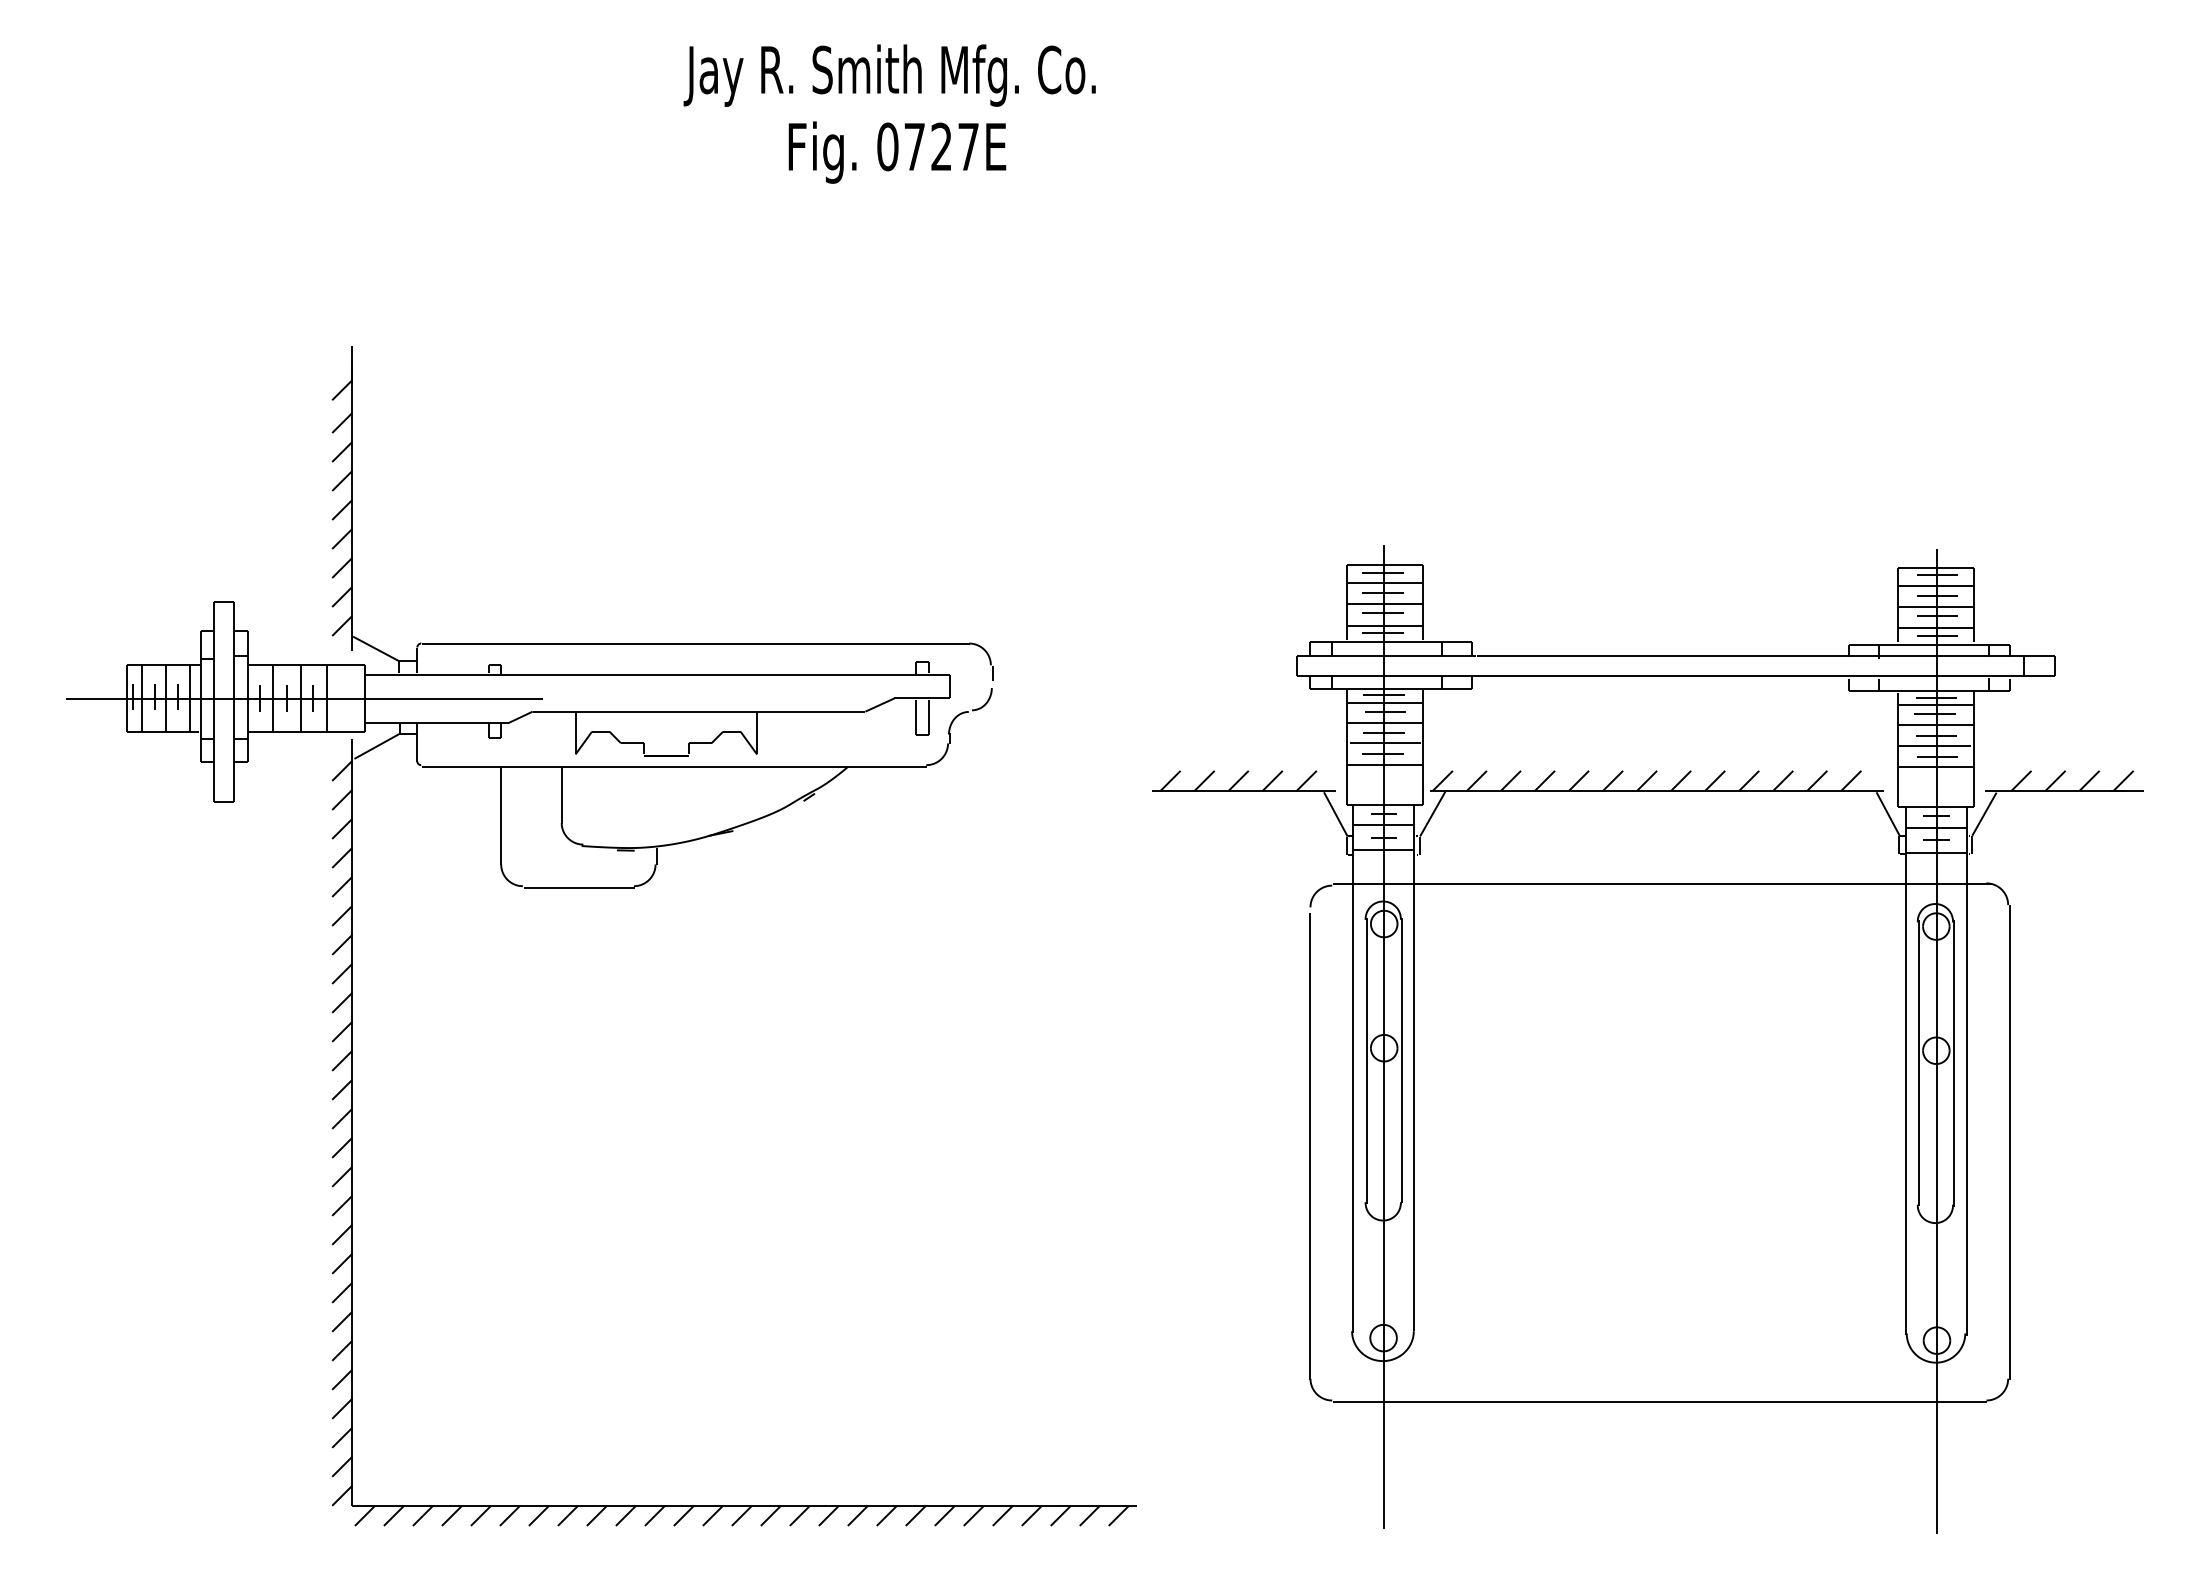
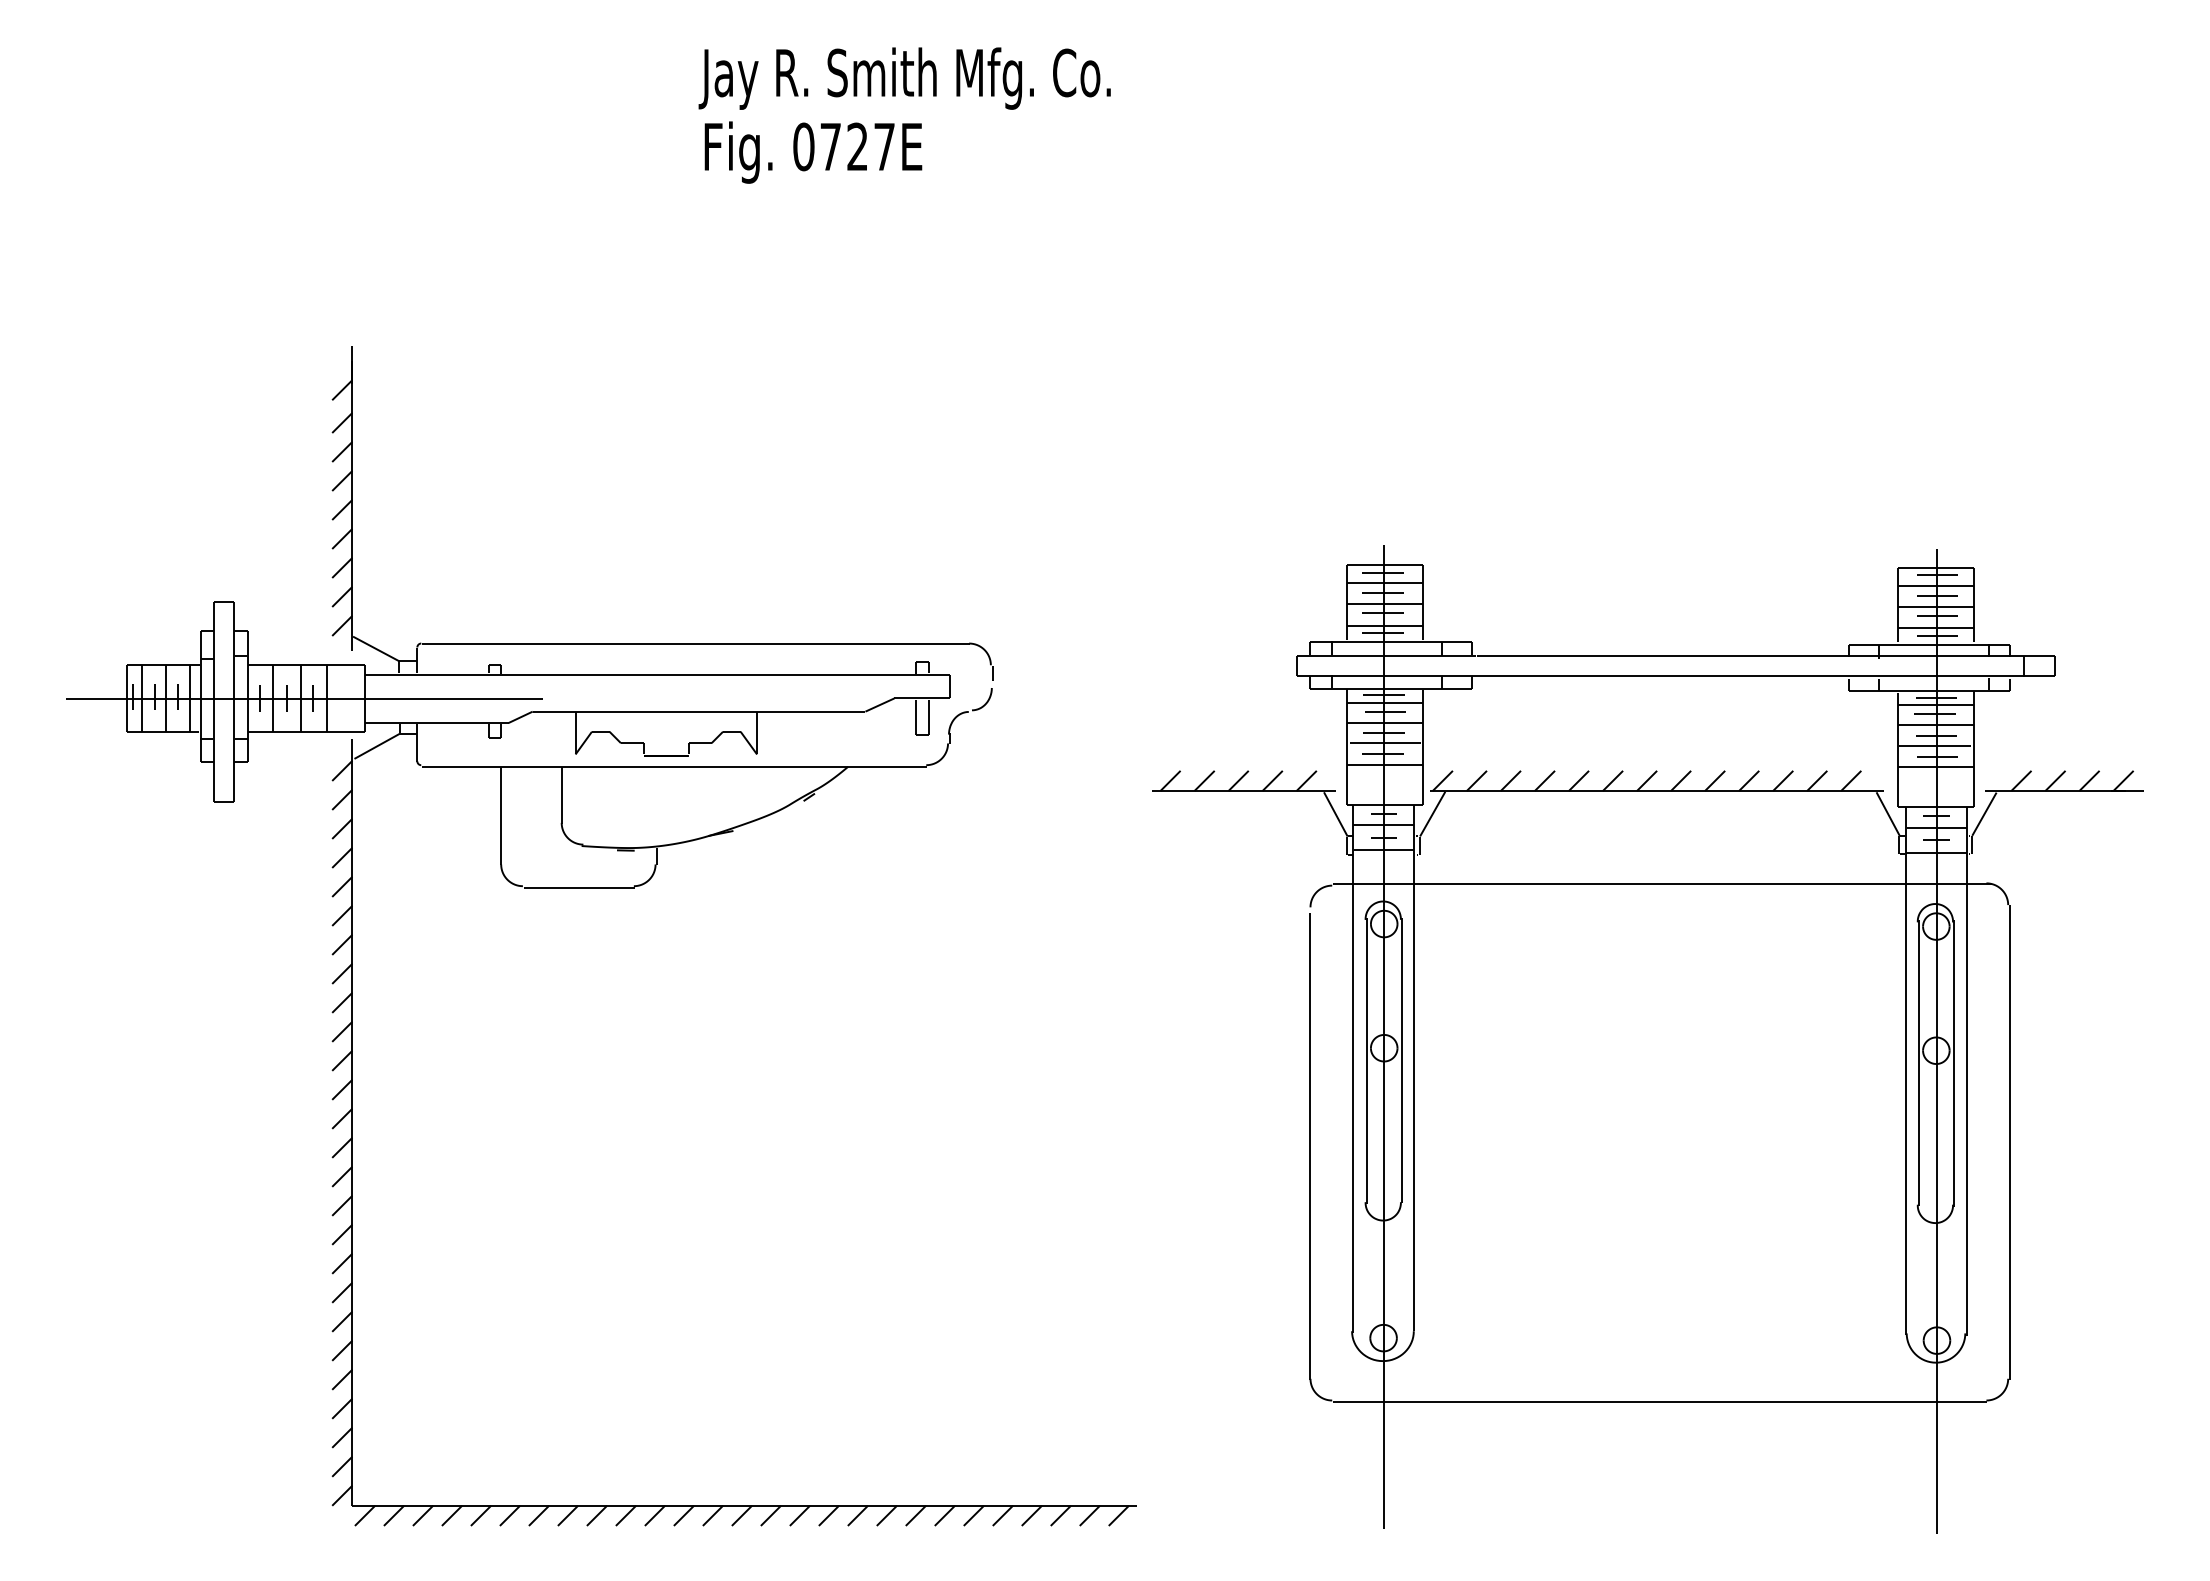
text position: (889, 75) -> (904, 78) (904, 78)
text position: (897, 152) -> (813, 152) (813, 152)
